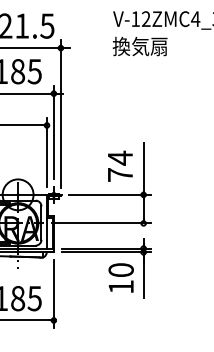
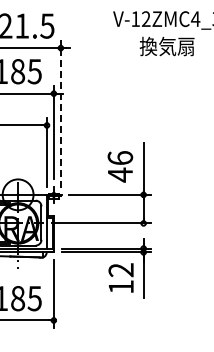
text position: (139, 46) -> (166, 46) (166, 46)
line: solid -> dashed (60, 114)
text: 74 -> 46 (120, 166)
text: 10 -> 12 (120, 270)
